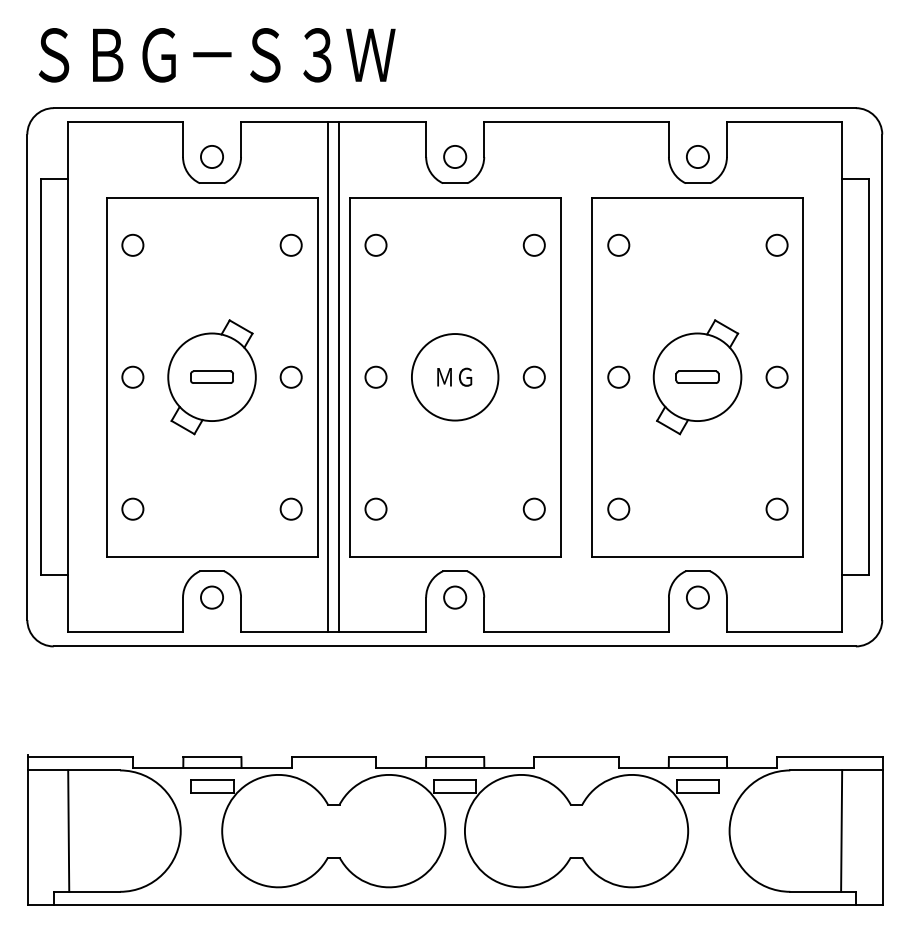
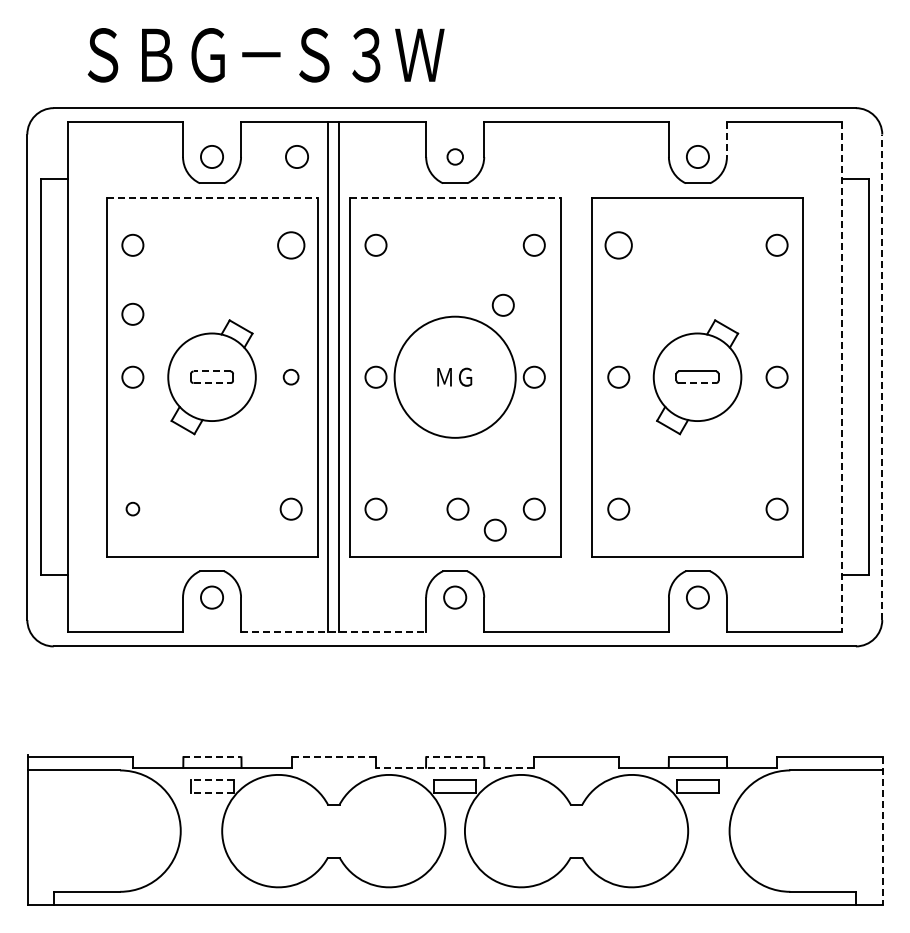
text position: (216, 55) -> (265, 55) (265, 55)
line: solid -> dashed (726, 140)
circle: none -> present (296, 156)
circle size: 25x24 px -> 18x18 px (454, 156)
line: solid -> dashed (212, 197)
line: solid -> dashed (455, 197)
circle size: 24x24 px -> 29x29 px (291, 245)
circle size: 24x24 px -> 29x29 px (618, 245)
circle: none -> present (502, 304)
circle: none -> present (132, 313)
line: solid -> dashed (211, 371)
circle size: 24x24 px -> 18x18 px (290, 376)
circle diameter: 87 px -> 121 px (454, 376)
line: solid -> dashed (841, 377)
line: solid -> dashed (882, 377)
line: solid -> dashed (212, 383)
line: solid -> dashed (698, 383)
circle size: 24x24 px -> 16x16 px (132, 508)
circle: none -> present (457, 508)
circle: none -> present (494, 529)
line: solid -> dashed (333, 632)
line: solid -> dashed (212, 757)
line: solid -> dashed (334, 757)
line: solid -> dashed (454, 757)
line: solid -> dashed (454, 767)
line: solid -> dashed (211, 779)
line: solid -> dashed (211, 792)
line: present -> none (68, 830)
line: present -> none (841, 830)
line: solid -> dashed (882, 831)
